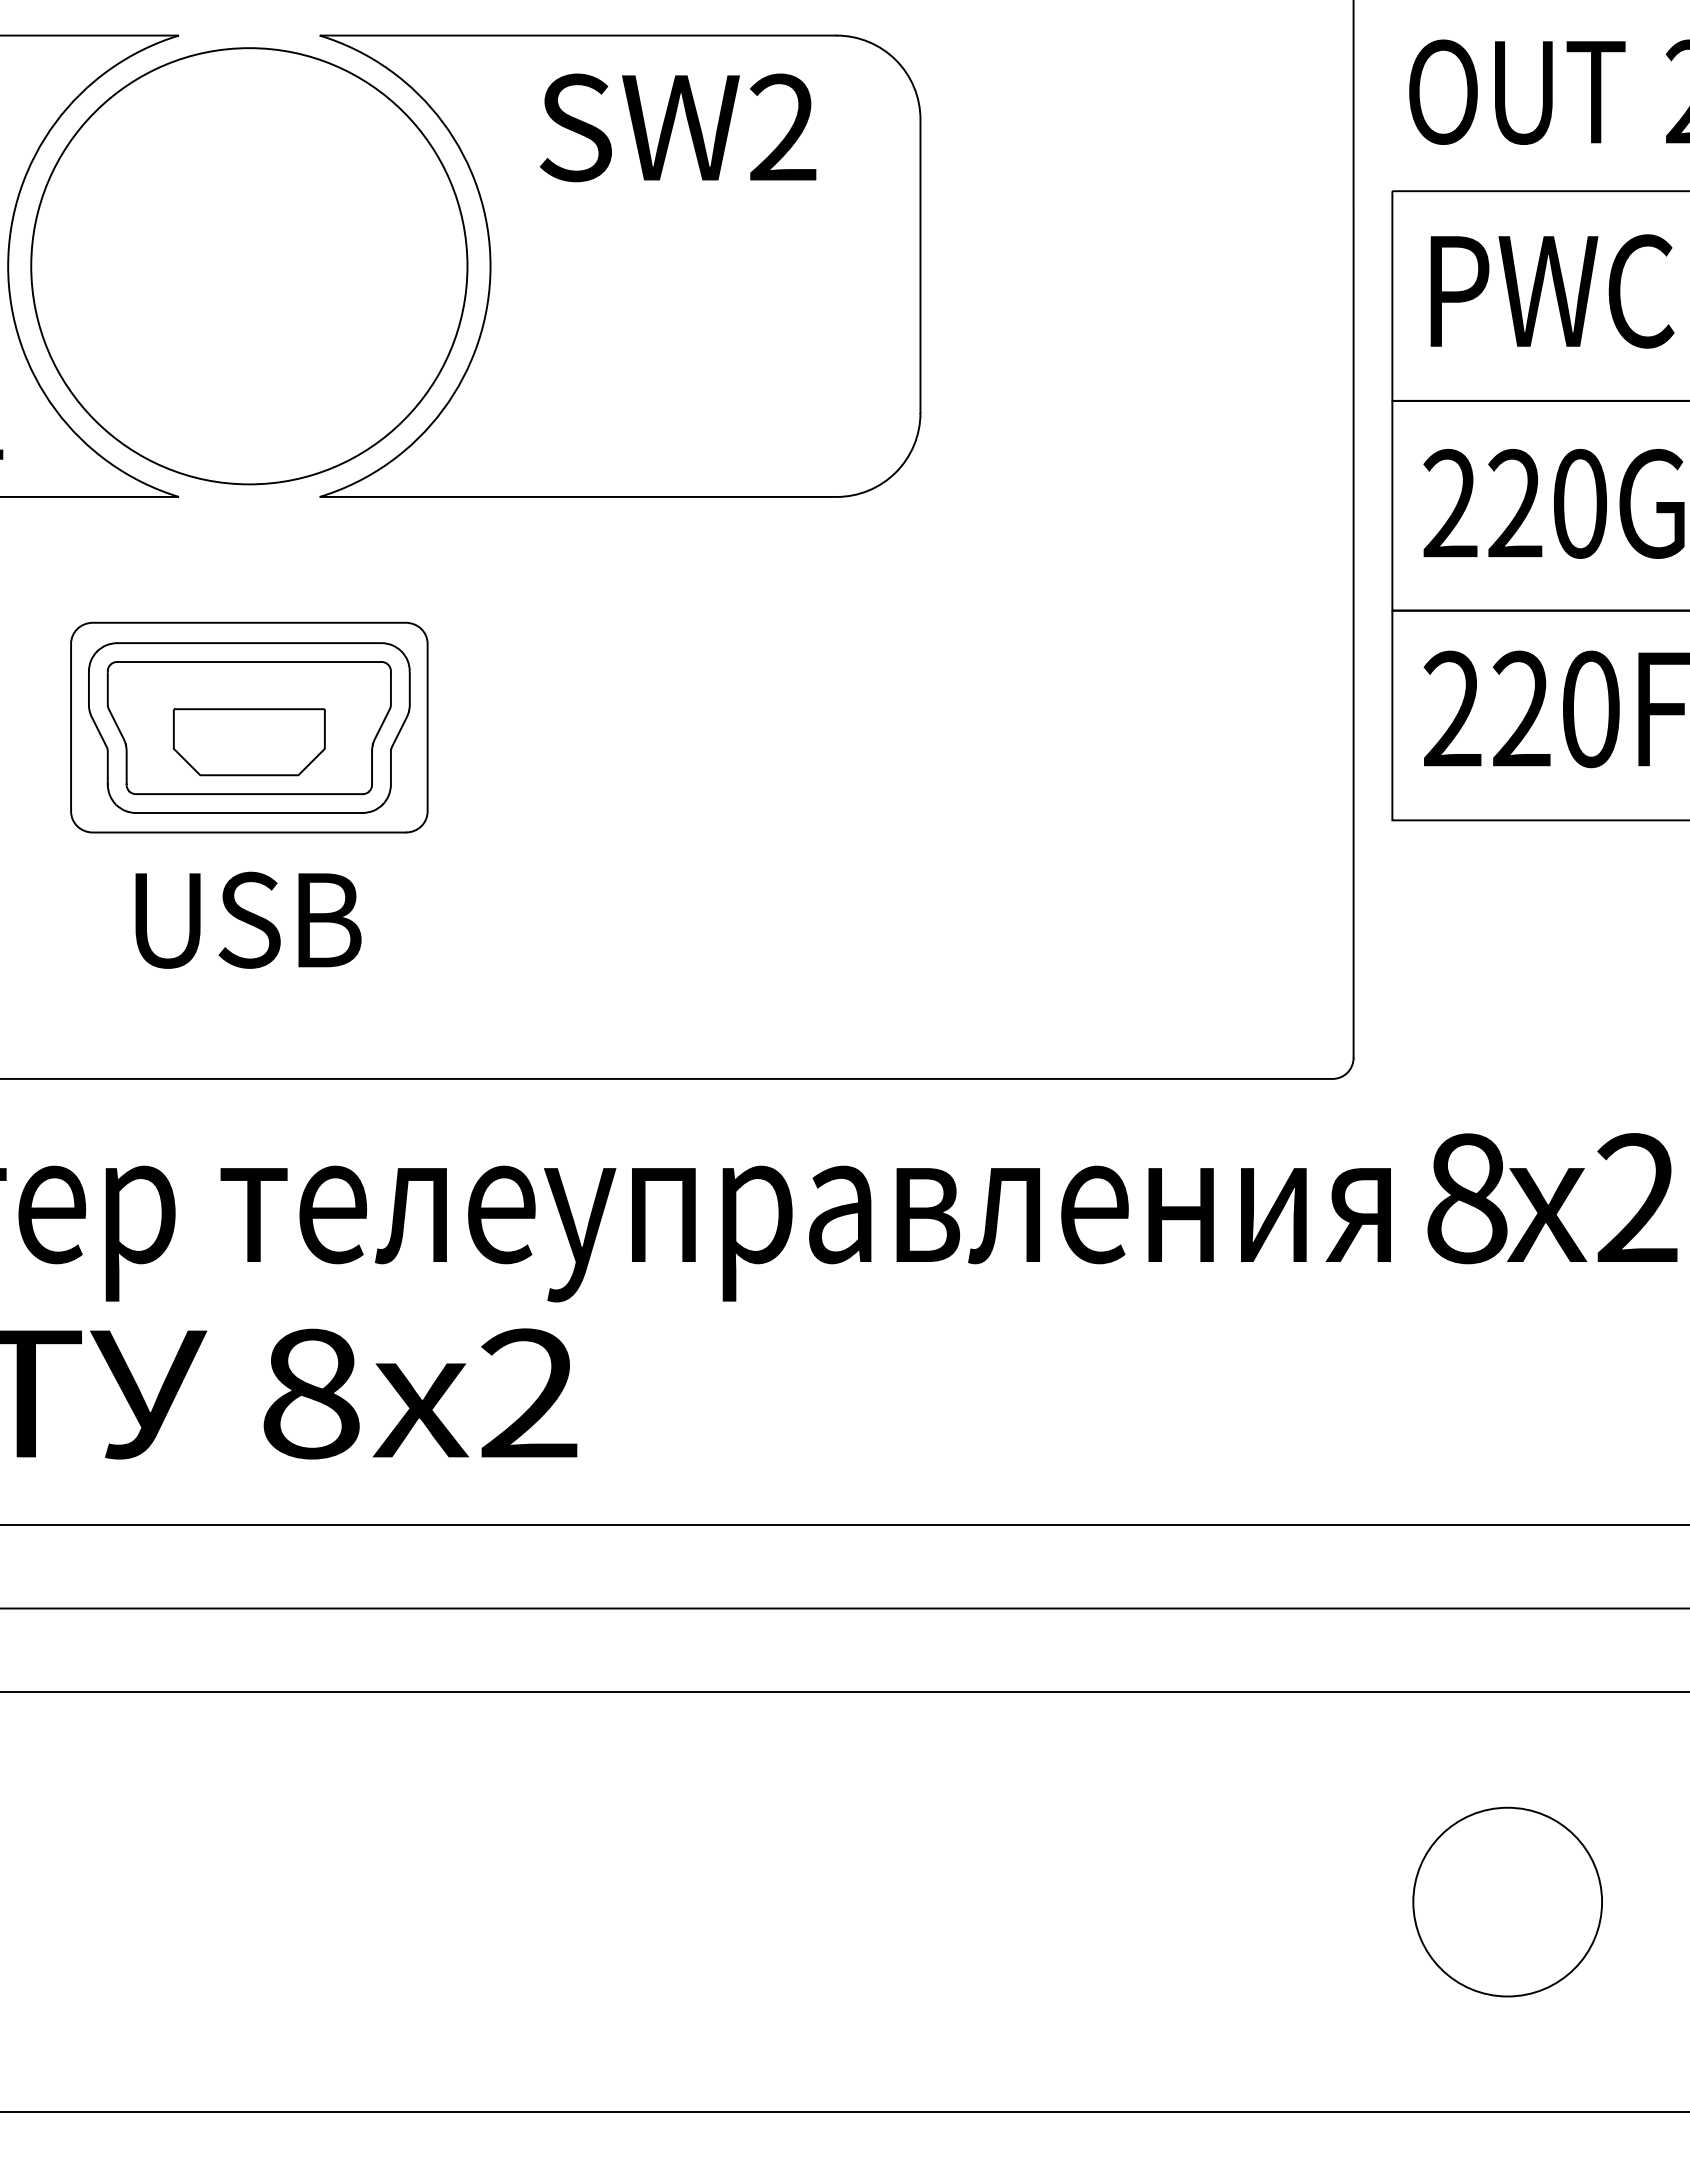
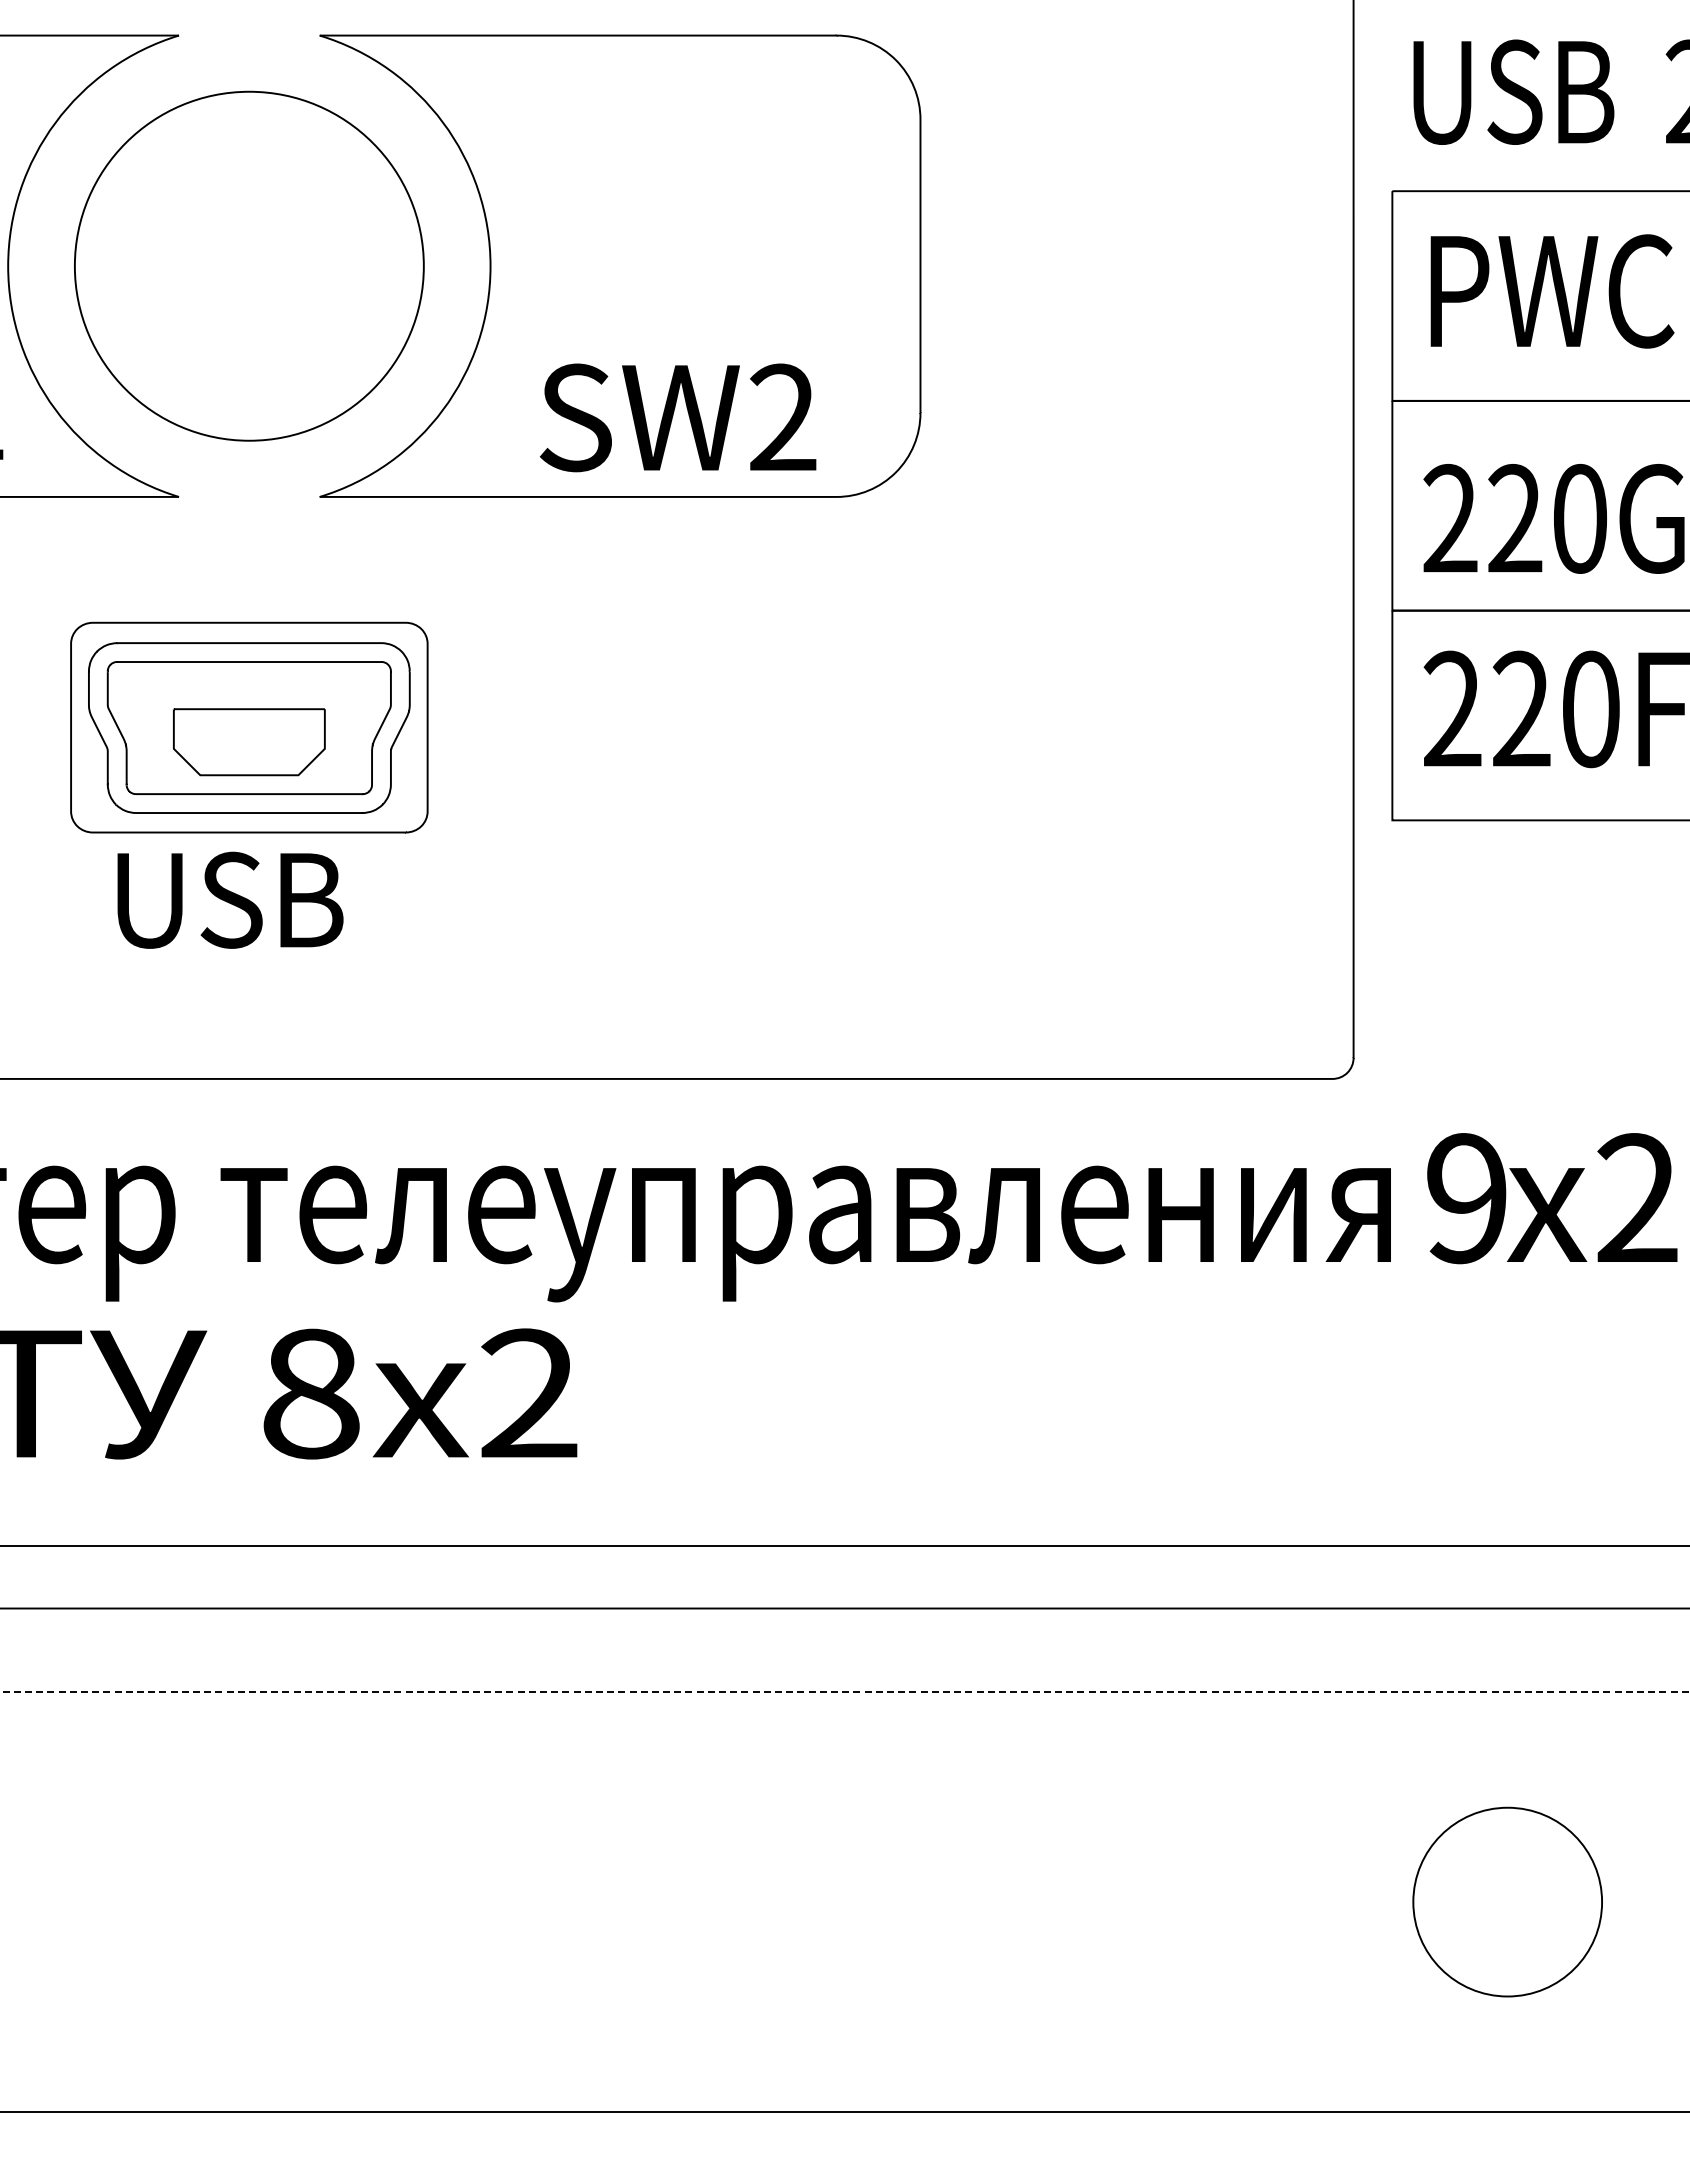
text: OUT -> USB (1517, 91)
text position: (678, 127) -> (678, 417) (678, 417)
circle diameter: 436 px -> 349 px (248, 265)
text position: (1553, 503) -> (1553, 518) (1553, 518)
text position: (248, 919) -> (230, 899) (230, 899)
text: 8 -> 9 (1467, 1198)
line position: (844, 1524) -> (844, 1545) (844, 1545)
line: solid -> dashed (845, 1692)
